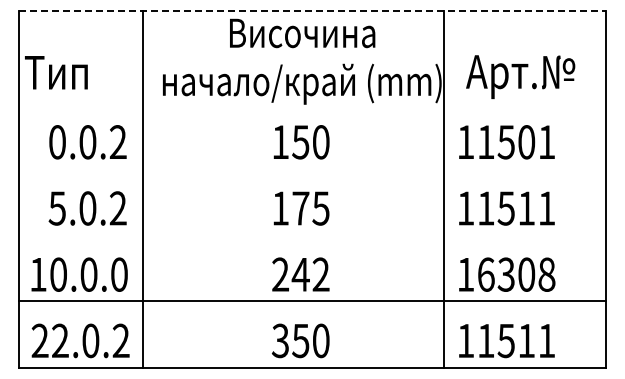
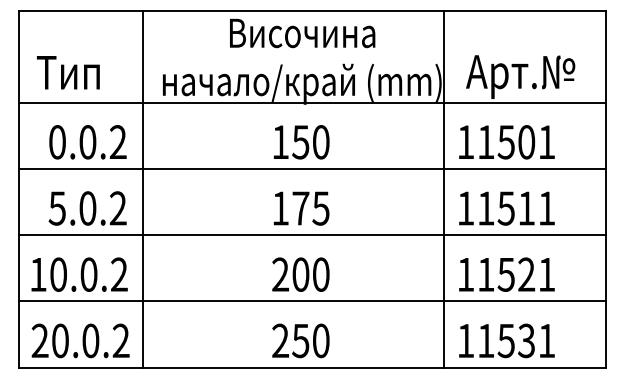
line: dashed -> solid (312, 11)
text position: (56, 72) -> (68, 72) (68, 72)
line: none -> present (312, 102)
line: none -> present (312, 168)
line: none -> present (312, 235)
text: 10.0.0 -> 10.0.2 (119, 274)
text: 242 -> 200 (310, 274)
text: 16308 -> 11521 (516, 274)
text: 22.0.2 -> 20.0.2 (60, 340)
text: 11511 -> 11531 (526, 340)
text: 350 -> 250 (279, 341)
